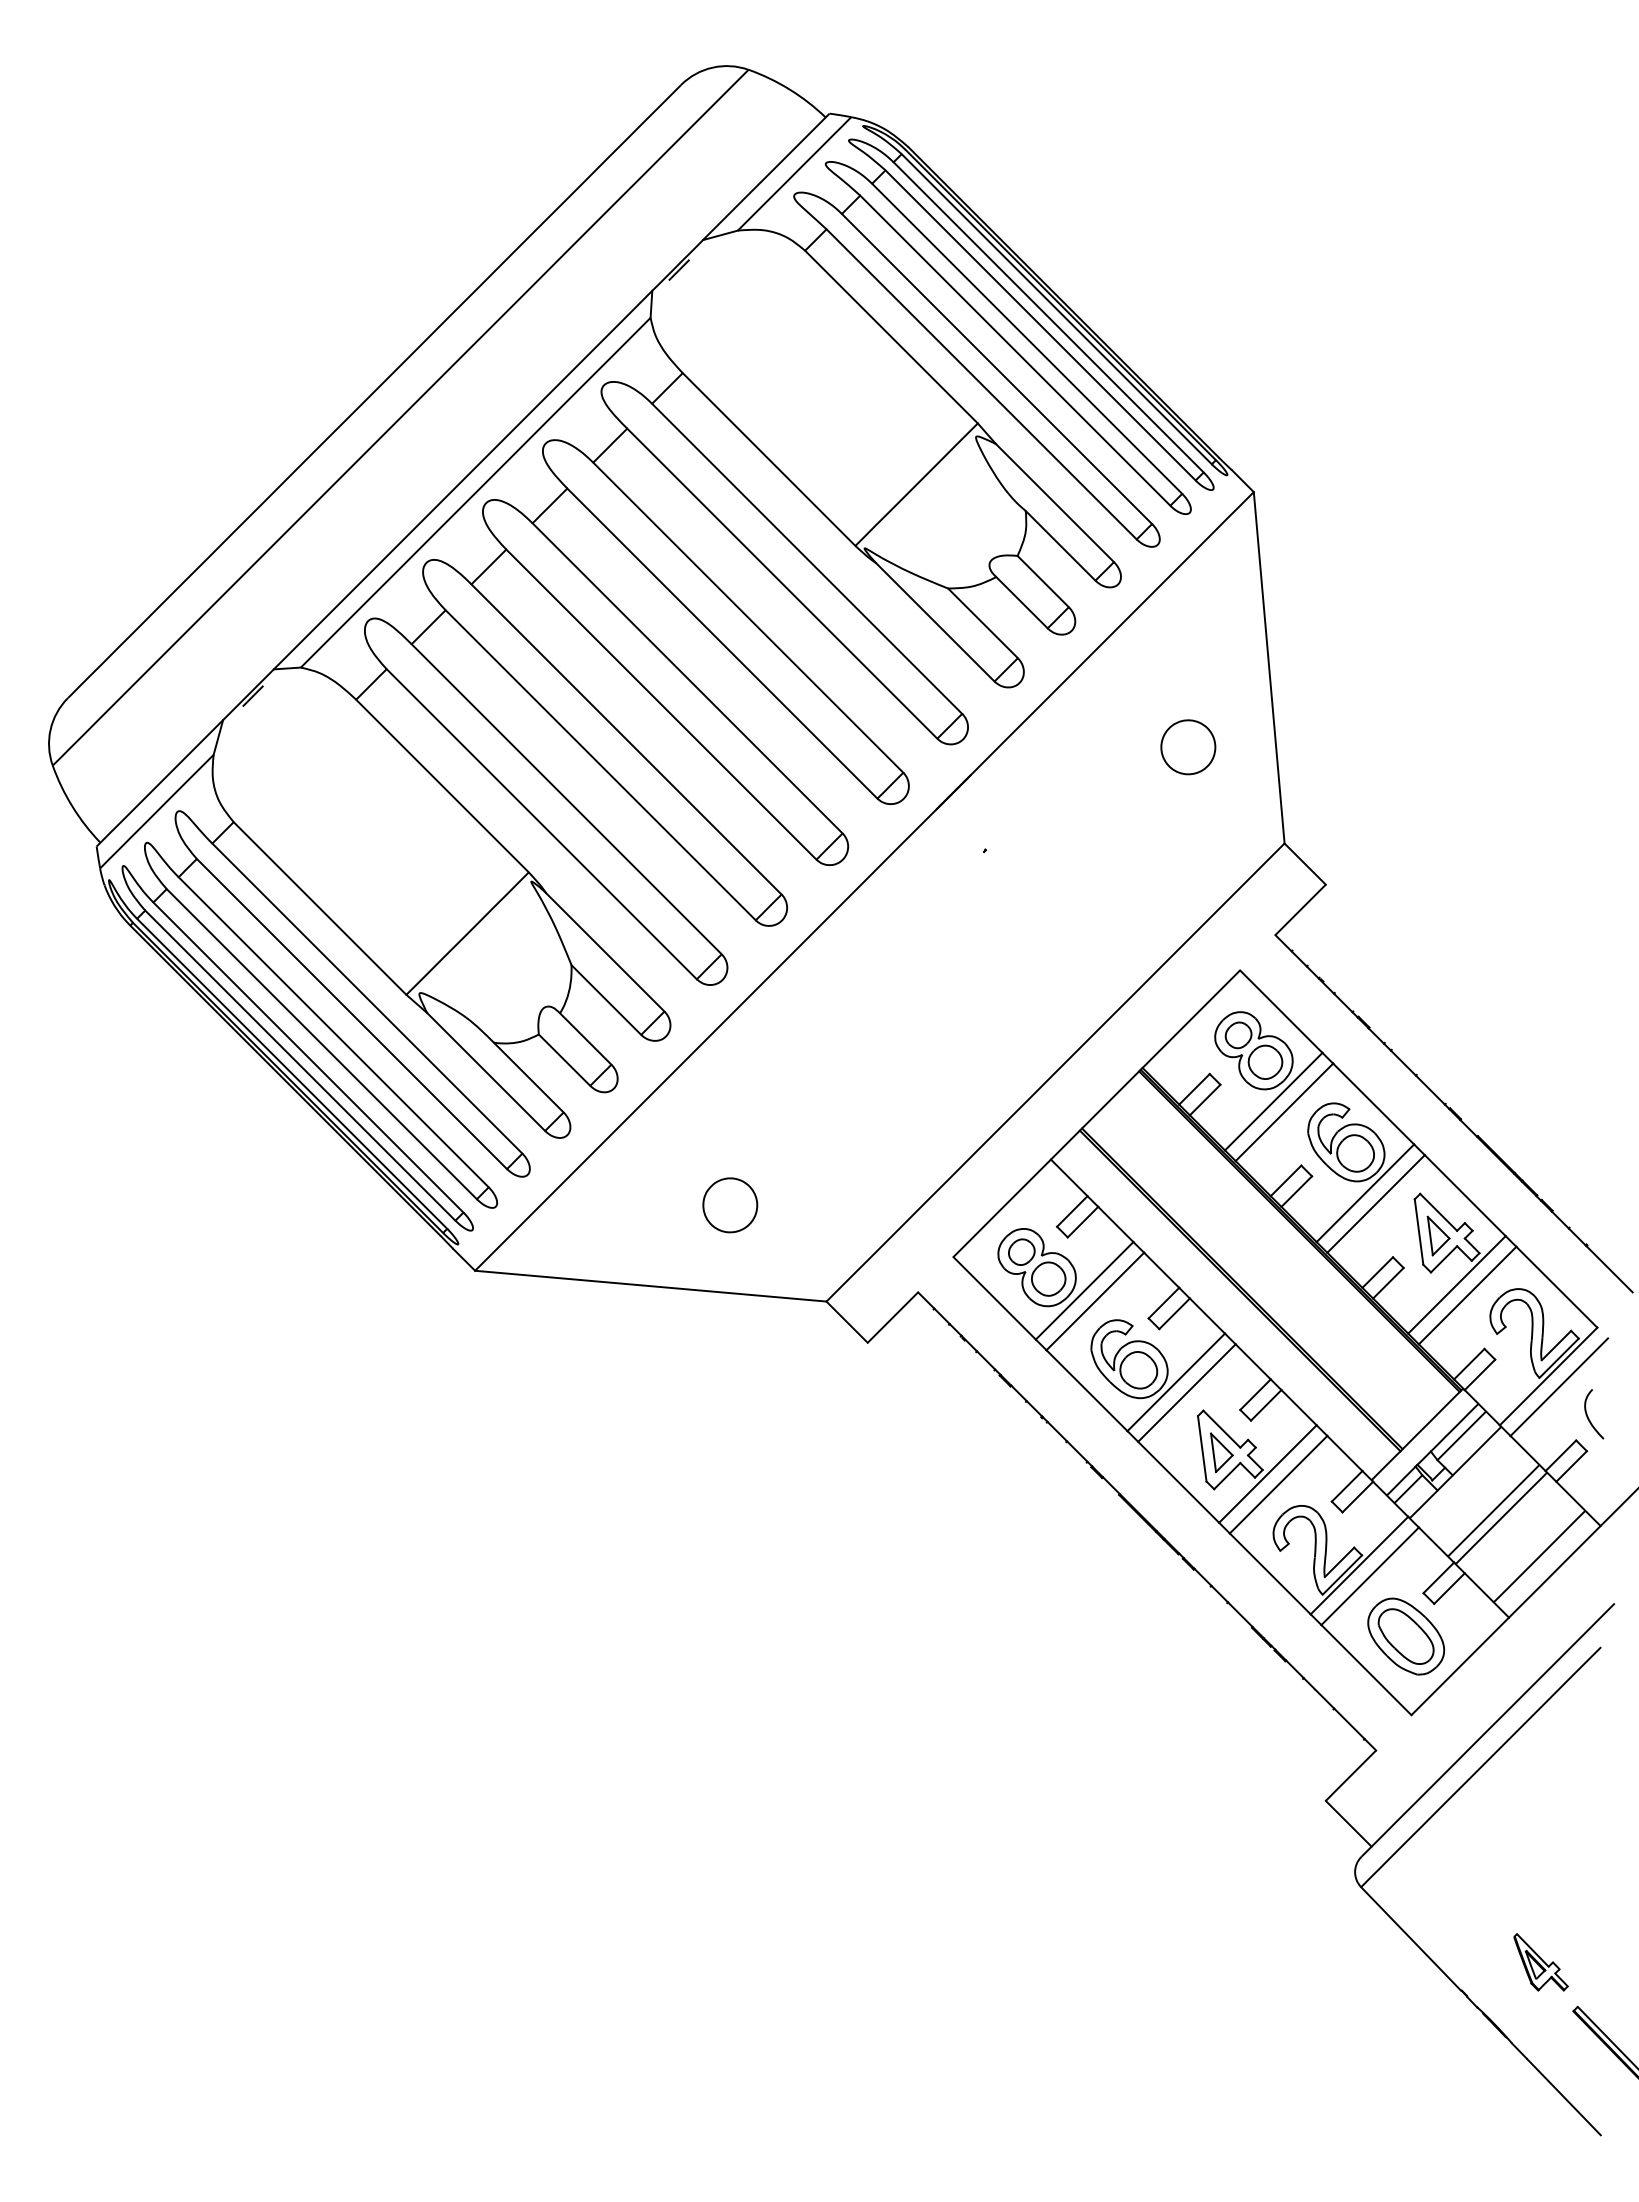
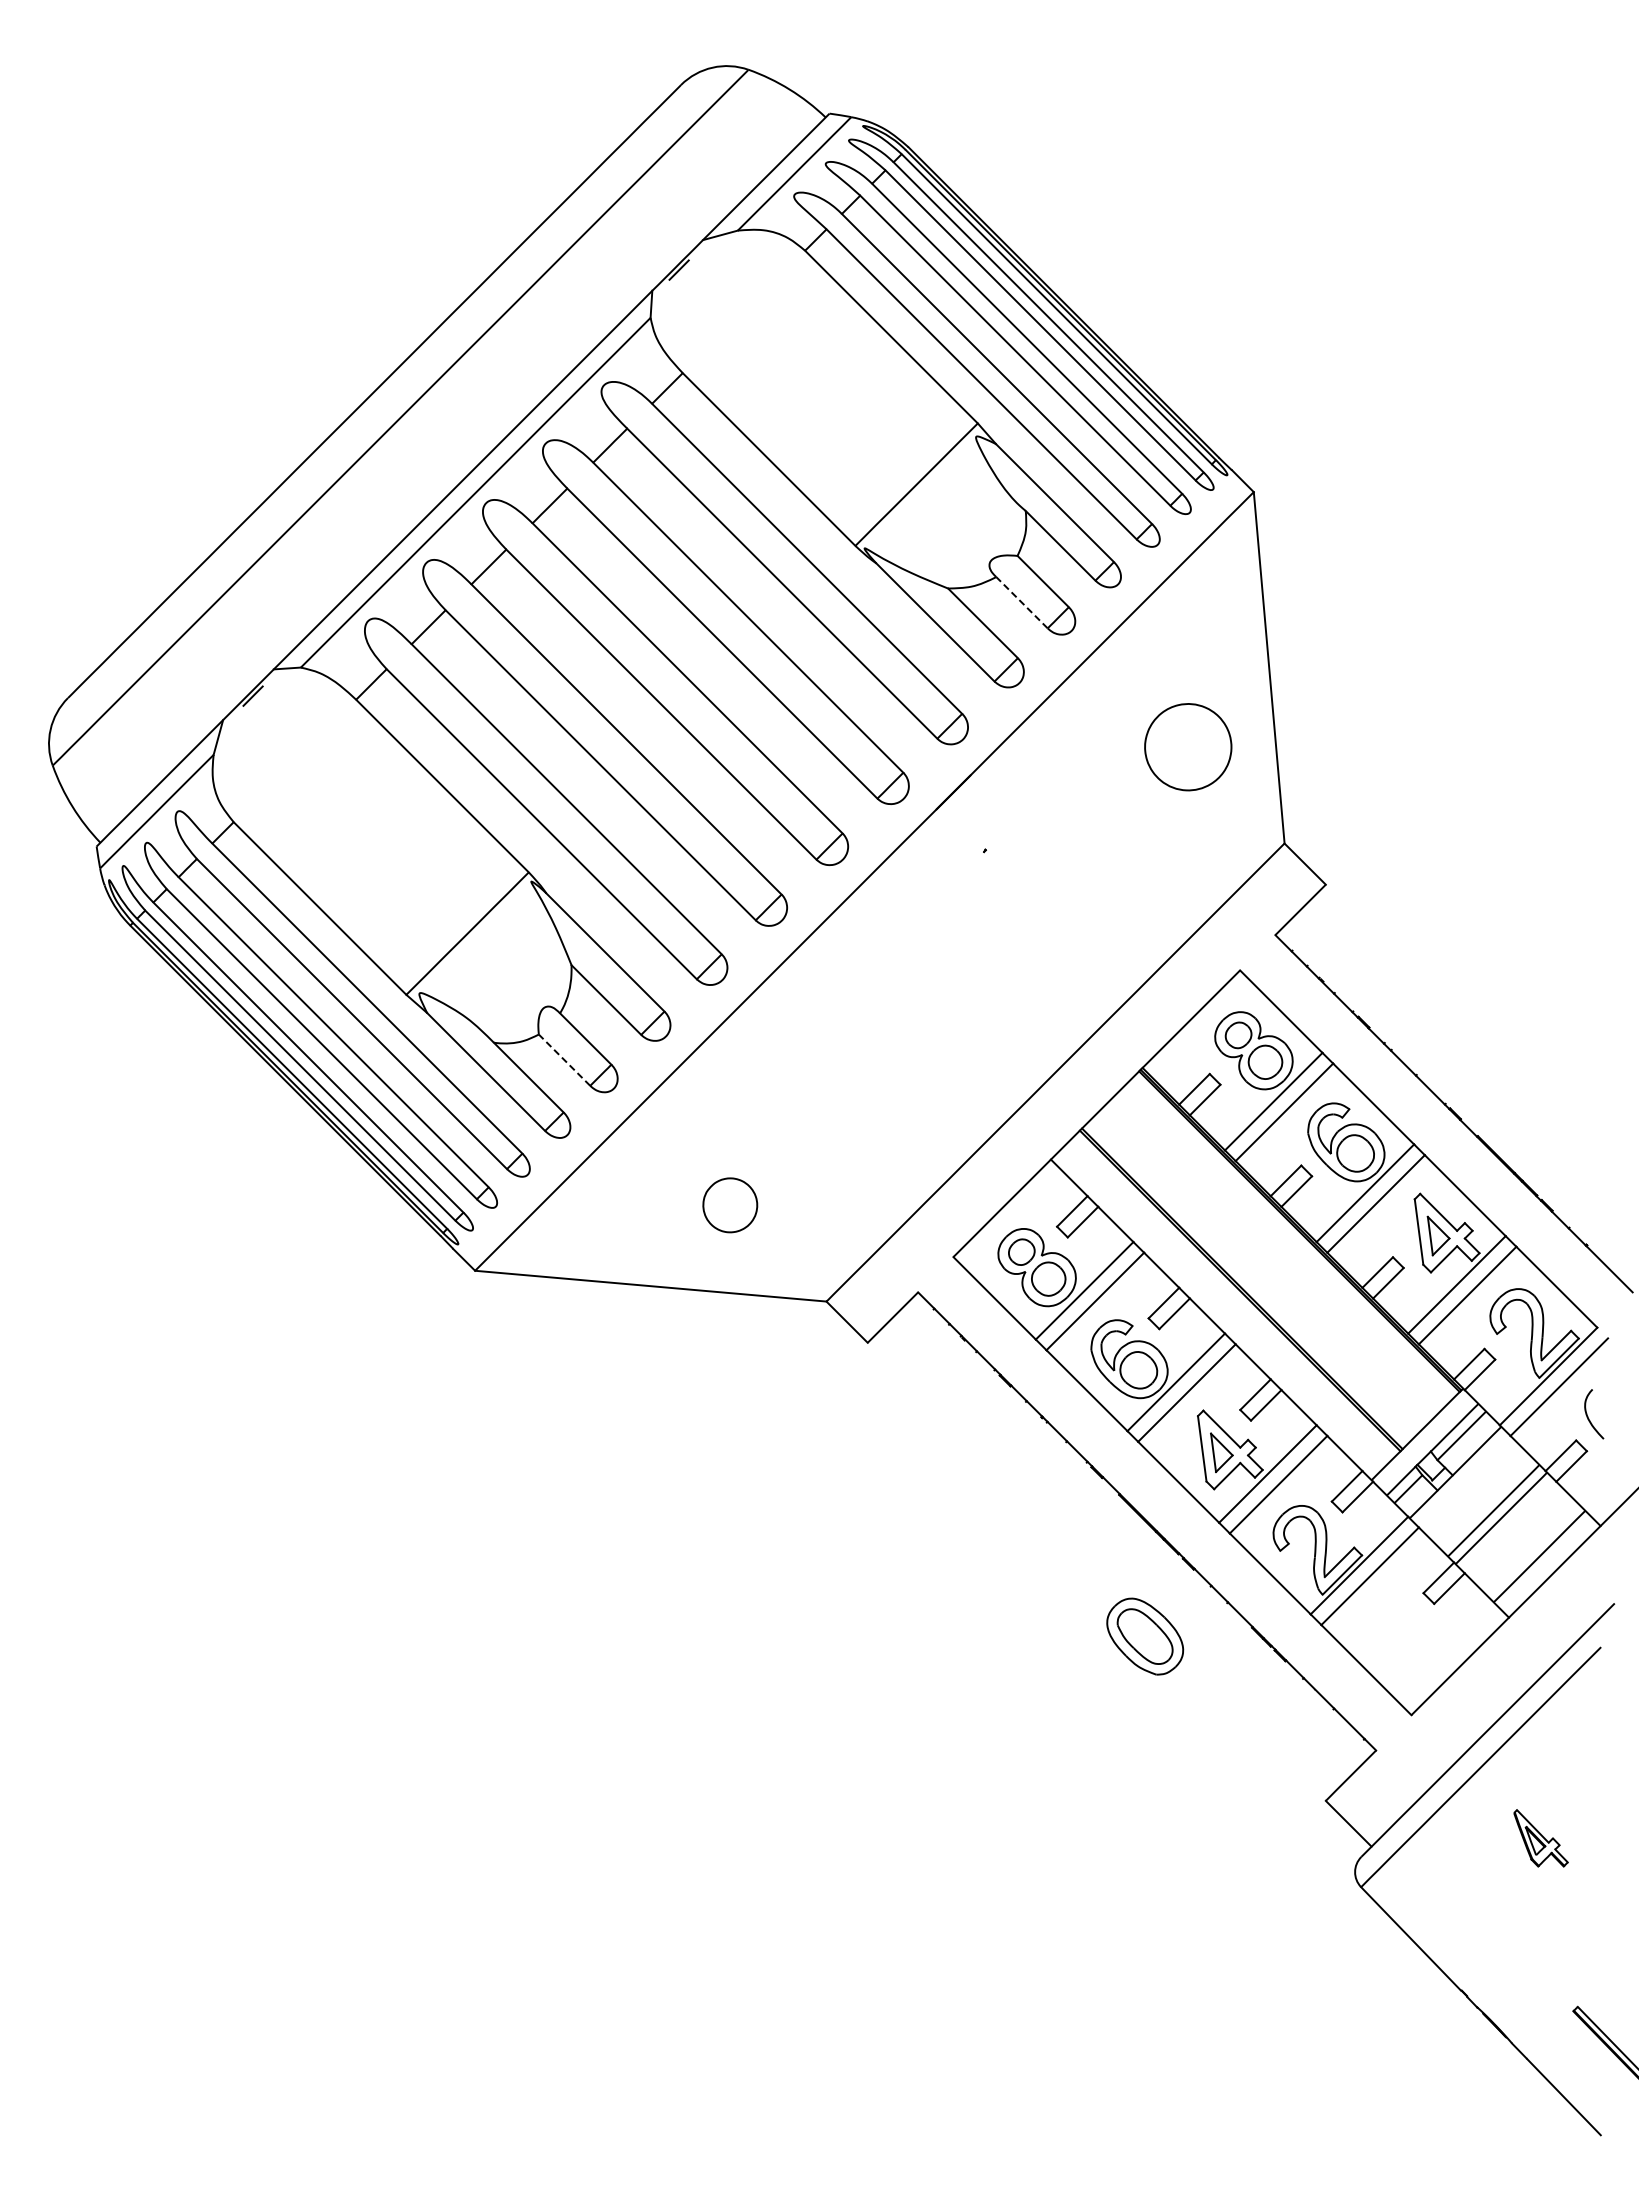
line: solid -> dashed (1021, 602)
part size: 57x57 px -> 89x89 px (1188, 747)
line: solid -> dashed (564, 1059)
part position: (1406, 1636) -> (1145, 1636) (1145, 1636)
part position: (1540, 1962) -> (1540, 1838) (1540, 1838)
